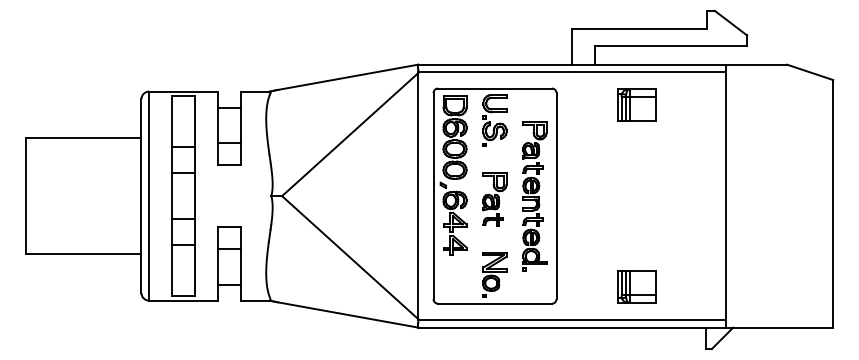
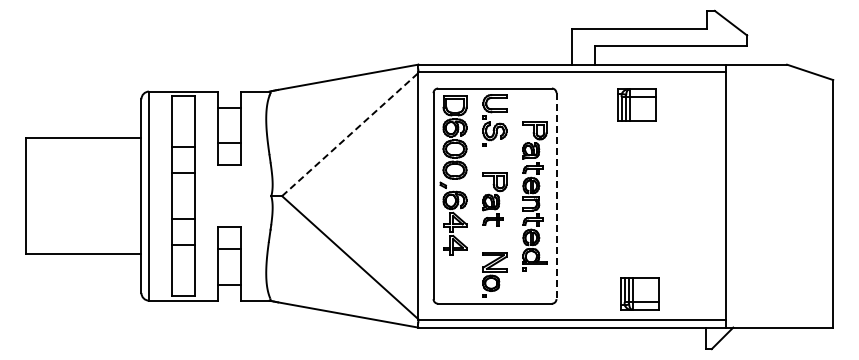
line: solid -> dashed (350, 134)
line: solid -> dashed (556, 196)
part position: (636, 286) -> (639, 293) (639, 293)
